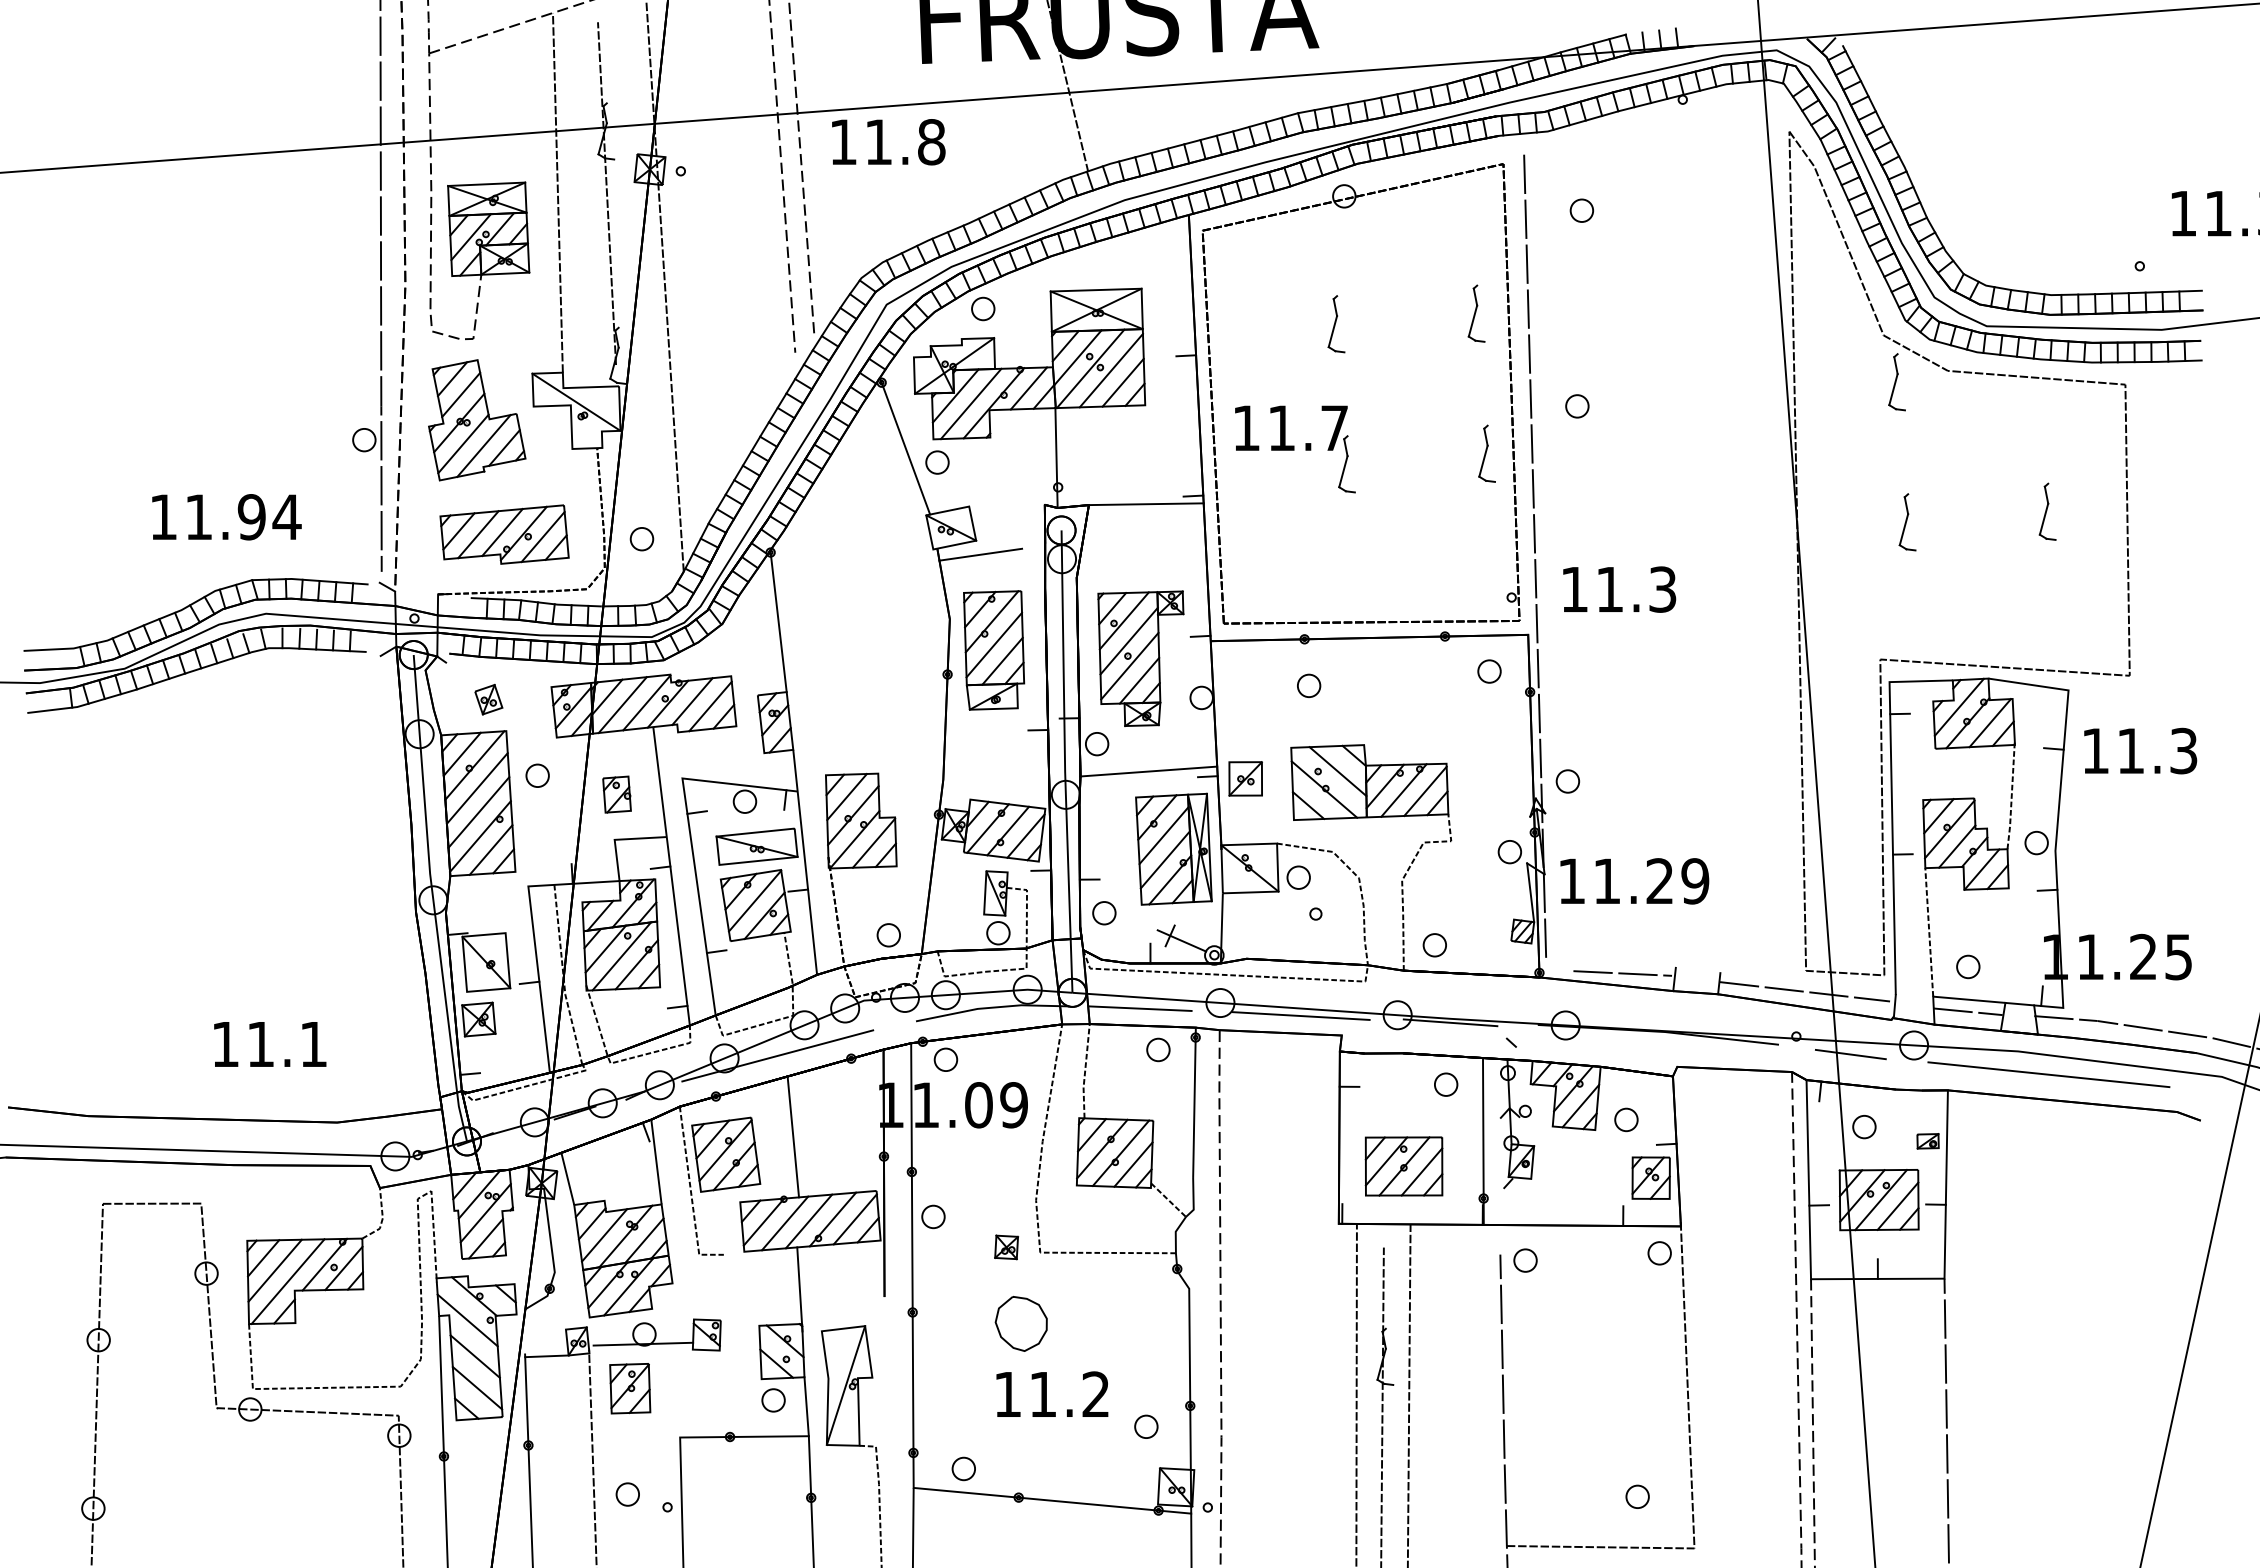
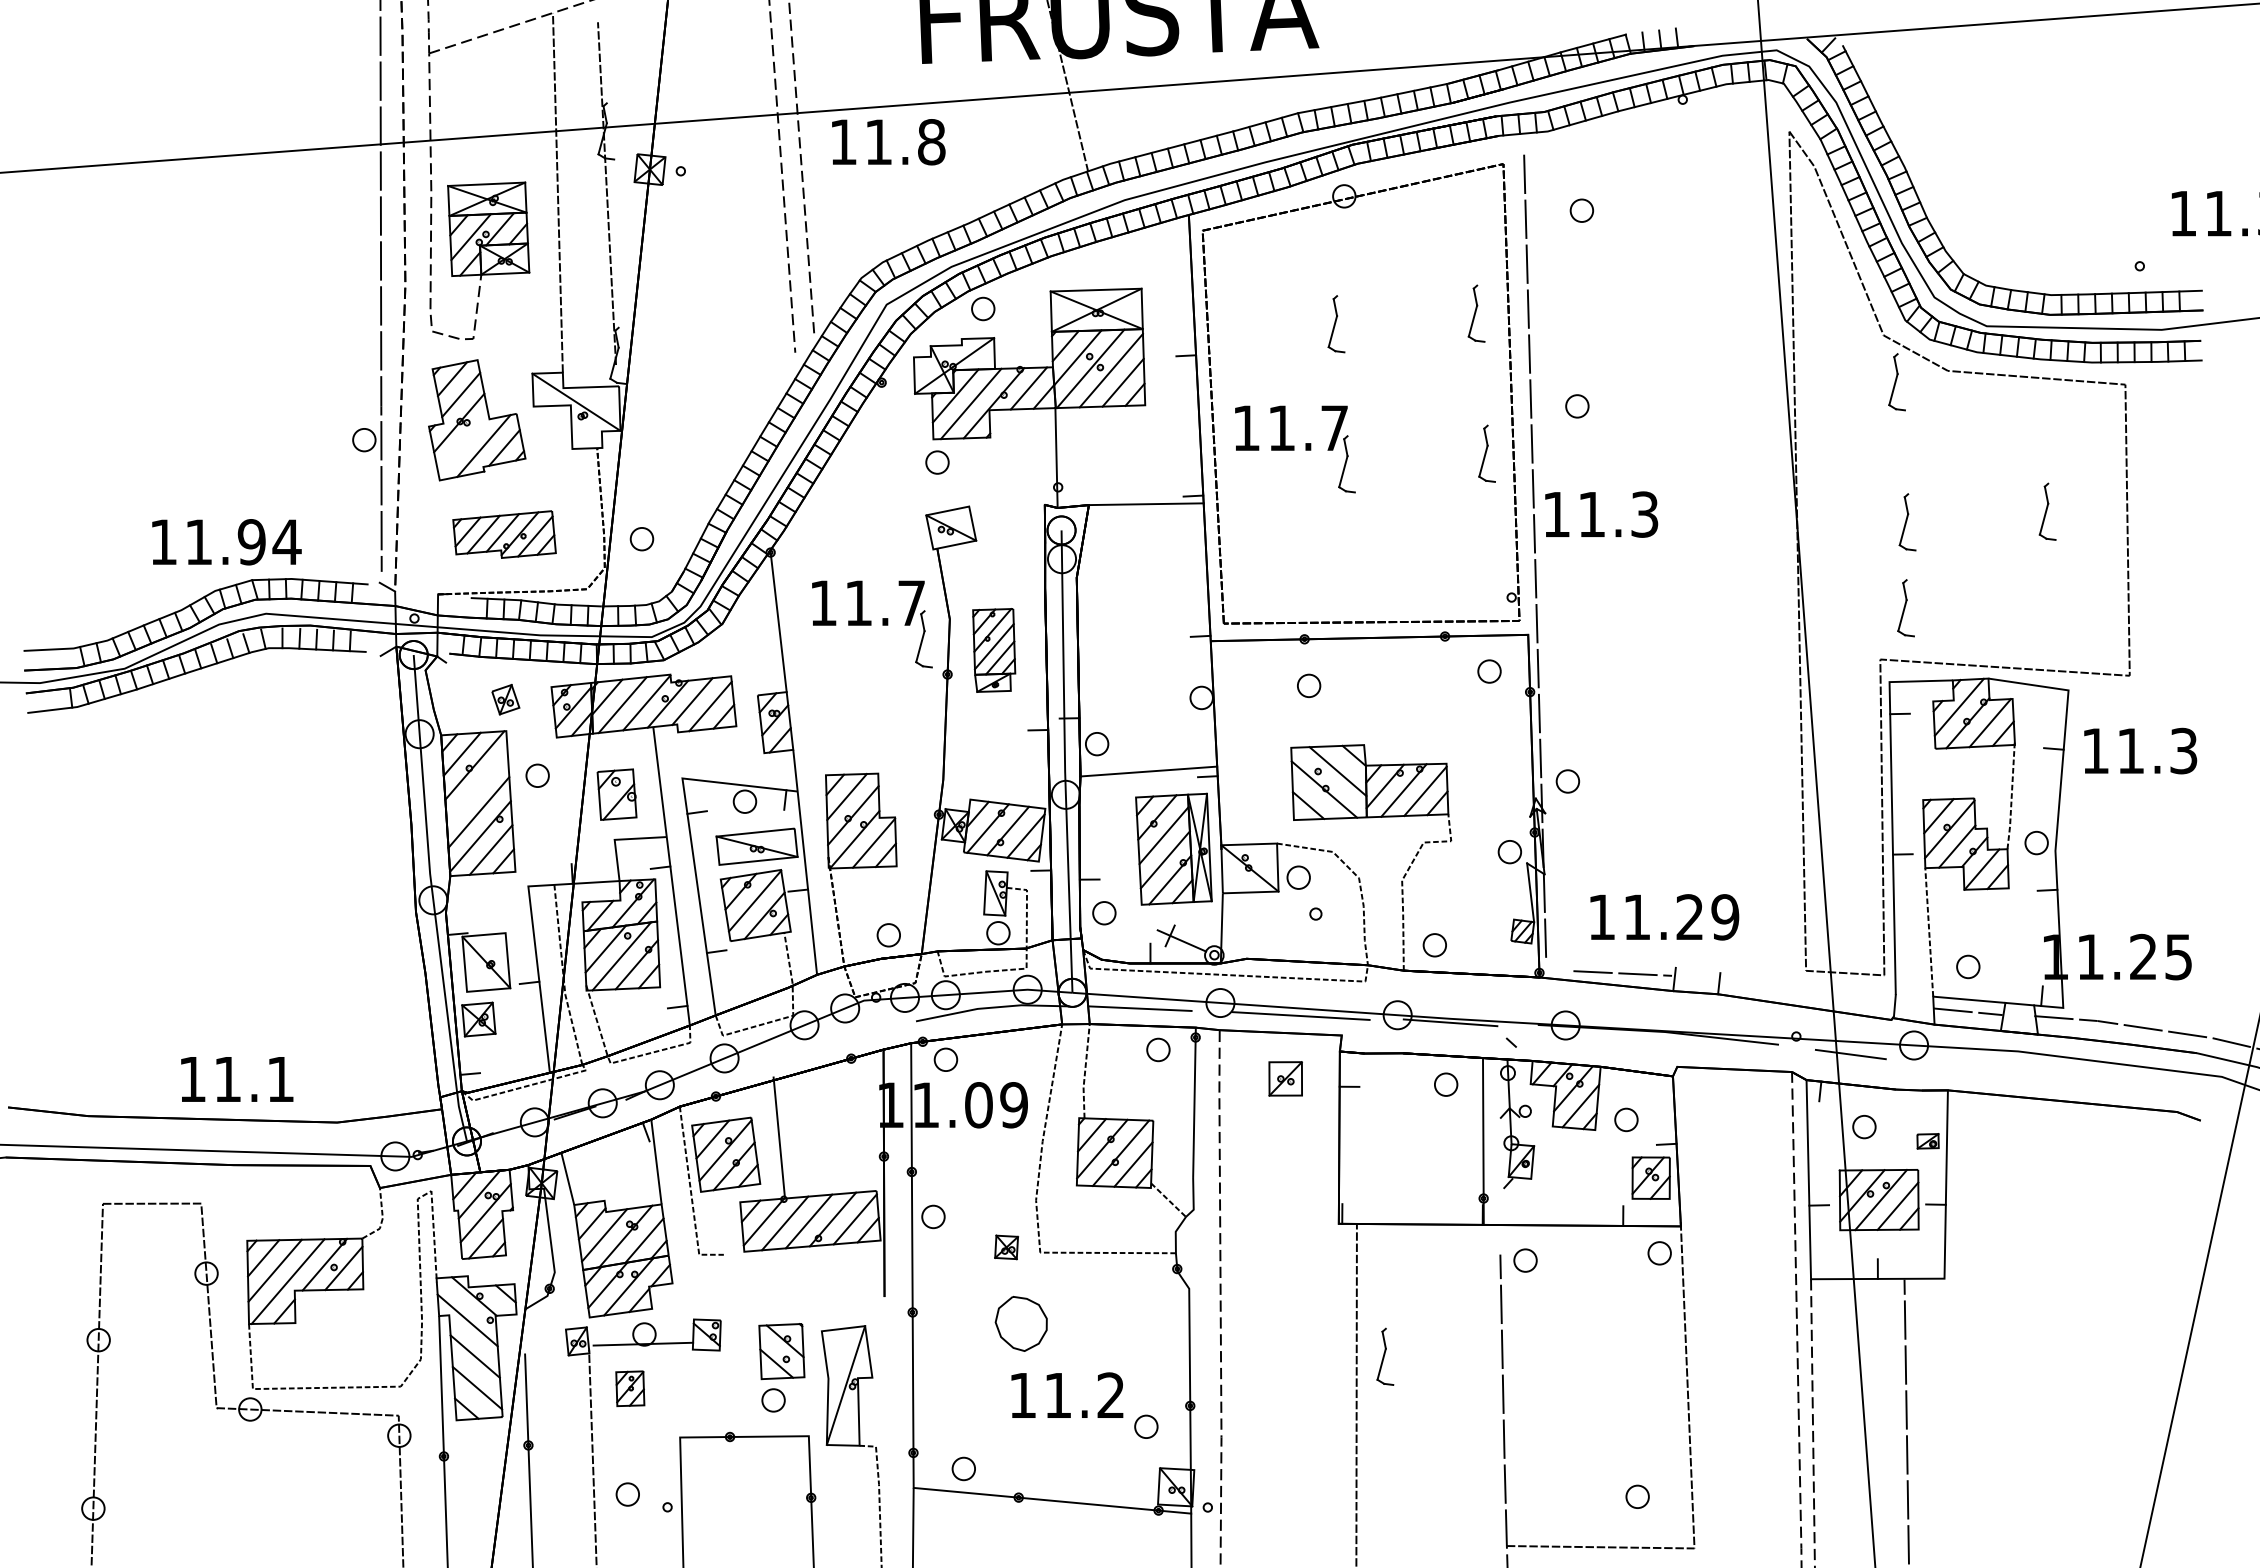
line: present -> none (664, 286)
line: present -> none (463, 443)
line: present -> none (904, 445)
text position: (226, 517) -> (226, 542) (226, 542)
part size: 131x61 px -> 105x49 px (504, 534)
line: present -> none (980, 554)
text position: (1619, 589) -> (1601, 514) (1601, 514)
part: none -> present (1905, 608)
part: none -> present (872, 624)
part size: 63x121 px -> 45x85 px (994, 650)
part: present -> none (1140, 658)
part position: (488, 699) -> (505, 699) (505, 699)
part position: (1245, 778) -> (1285, 1078) (1285, 1078)
line: present -> none (476, 788)
part size: 30x39 px -> 42x53 px (616, 794)
text position: (1634, 881) -> (1664, 917) (1664, 917)
line: present -> none (1805, 991)
text position: (270, 1044) -> (237, 1079) (237, 1079)
line: present -> none (777, 1055)
line: present -> none (2048, 1074)
line position: (793, 1136) -> (779, 1137) (779, 1137)
part: present -> none (1403, 1166)
line: present -> none (799, 1289)
line: present -> none (546, 1356)
part size: 43x52 px -> 31x37 px (630, 1388)
text position: (1052, 1393) -> (1067, 1394) (1067, 1394)
line: present -> none (1408, 1394)
line: present -> none (1382, 1405)
line: present -> none (806, 1406)
line position: (1946, 1421) -> (1906, 1421) (1906, 1421)
